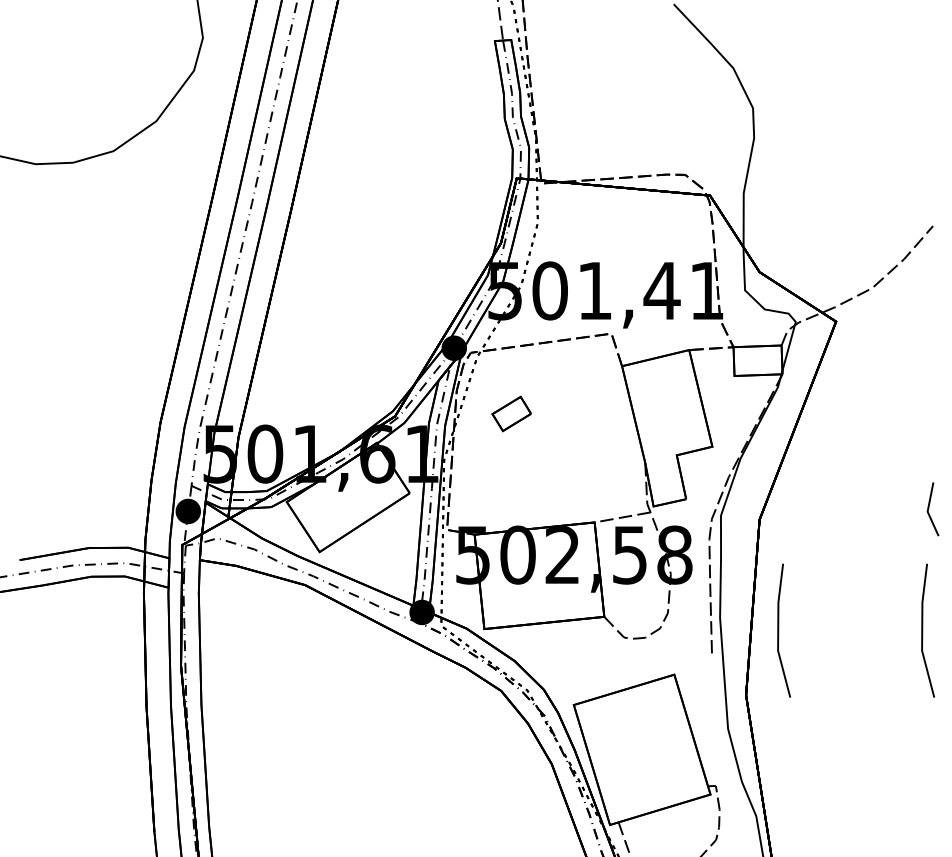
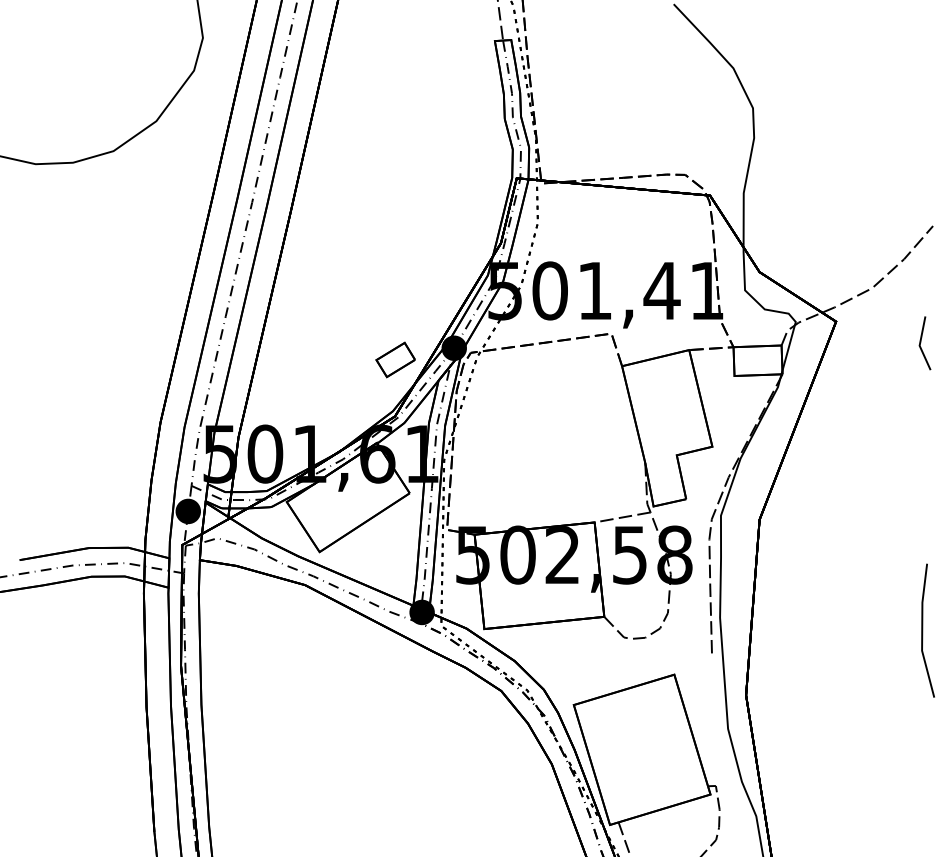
part position: (511, 413) -> (395, 359) (395, 359)
line position: (929, 508) -> (921, 342) (921, 342)
line: present -> none (779, 630)
